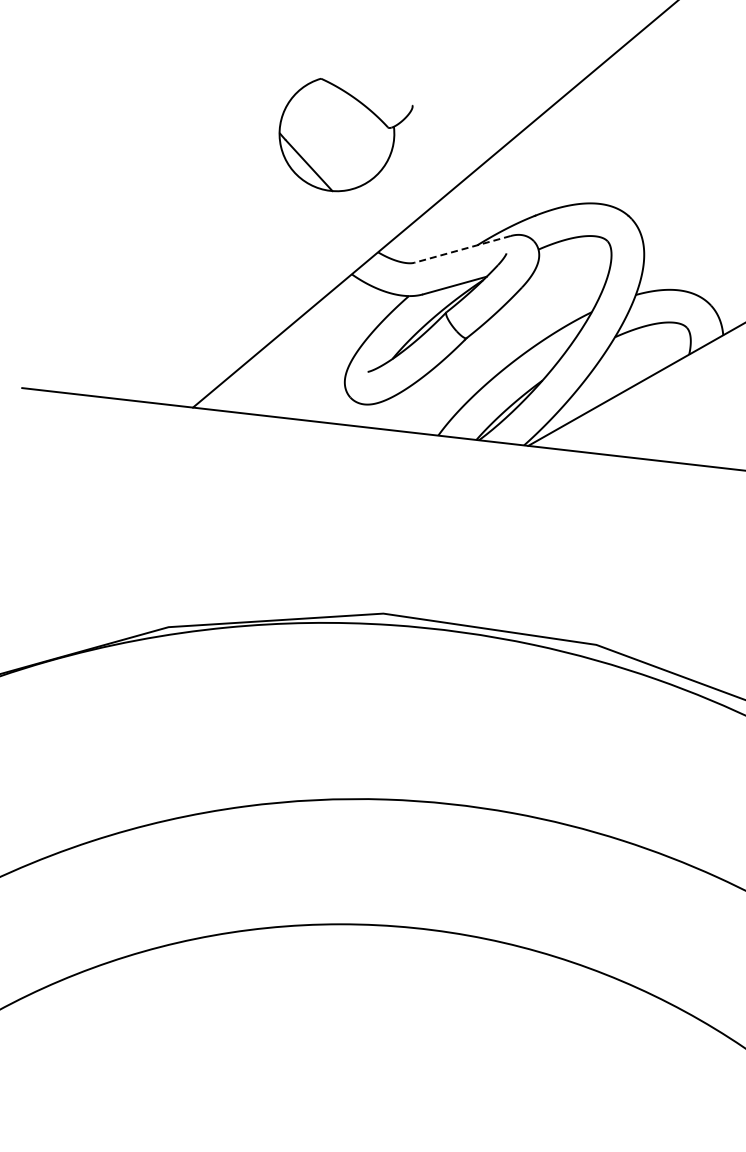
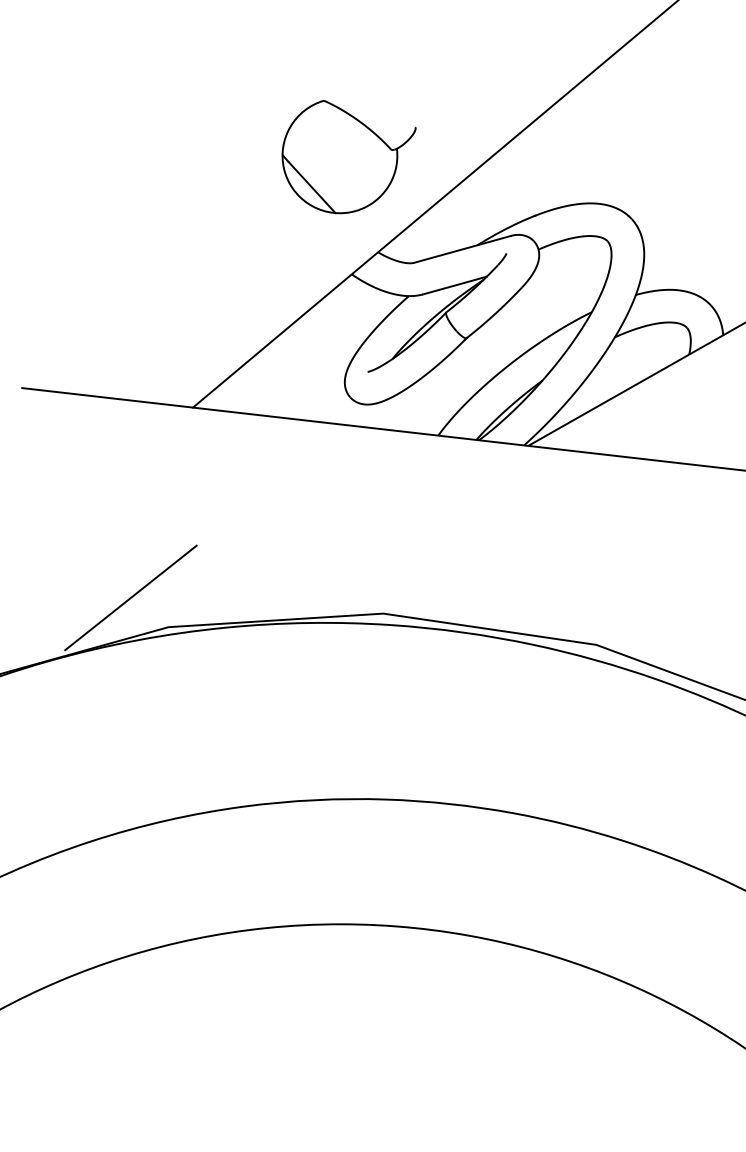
part position: (345, 135) -> (348, 157) (348, 157)
line: dashed -> solid (462, 249)
line: none -> present (130, 597)
